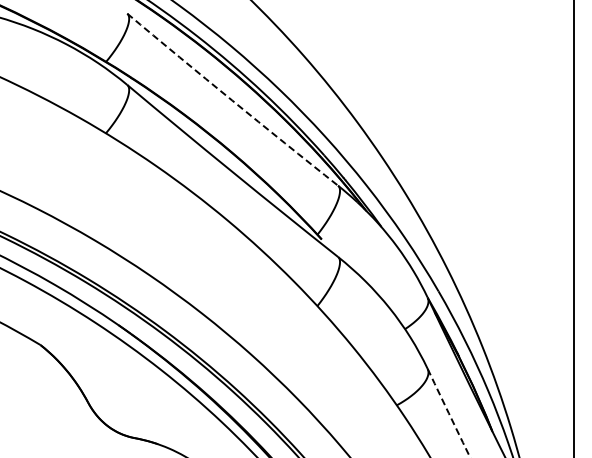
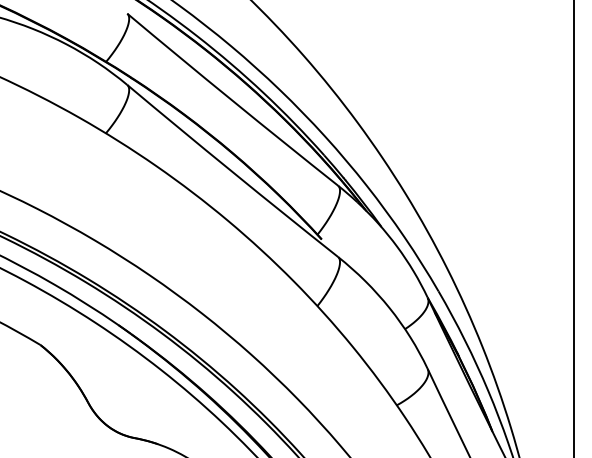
arc: dashed -> solid (232, 100)
arc: dashed -> solid (449, 413)
